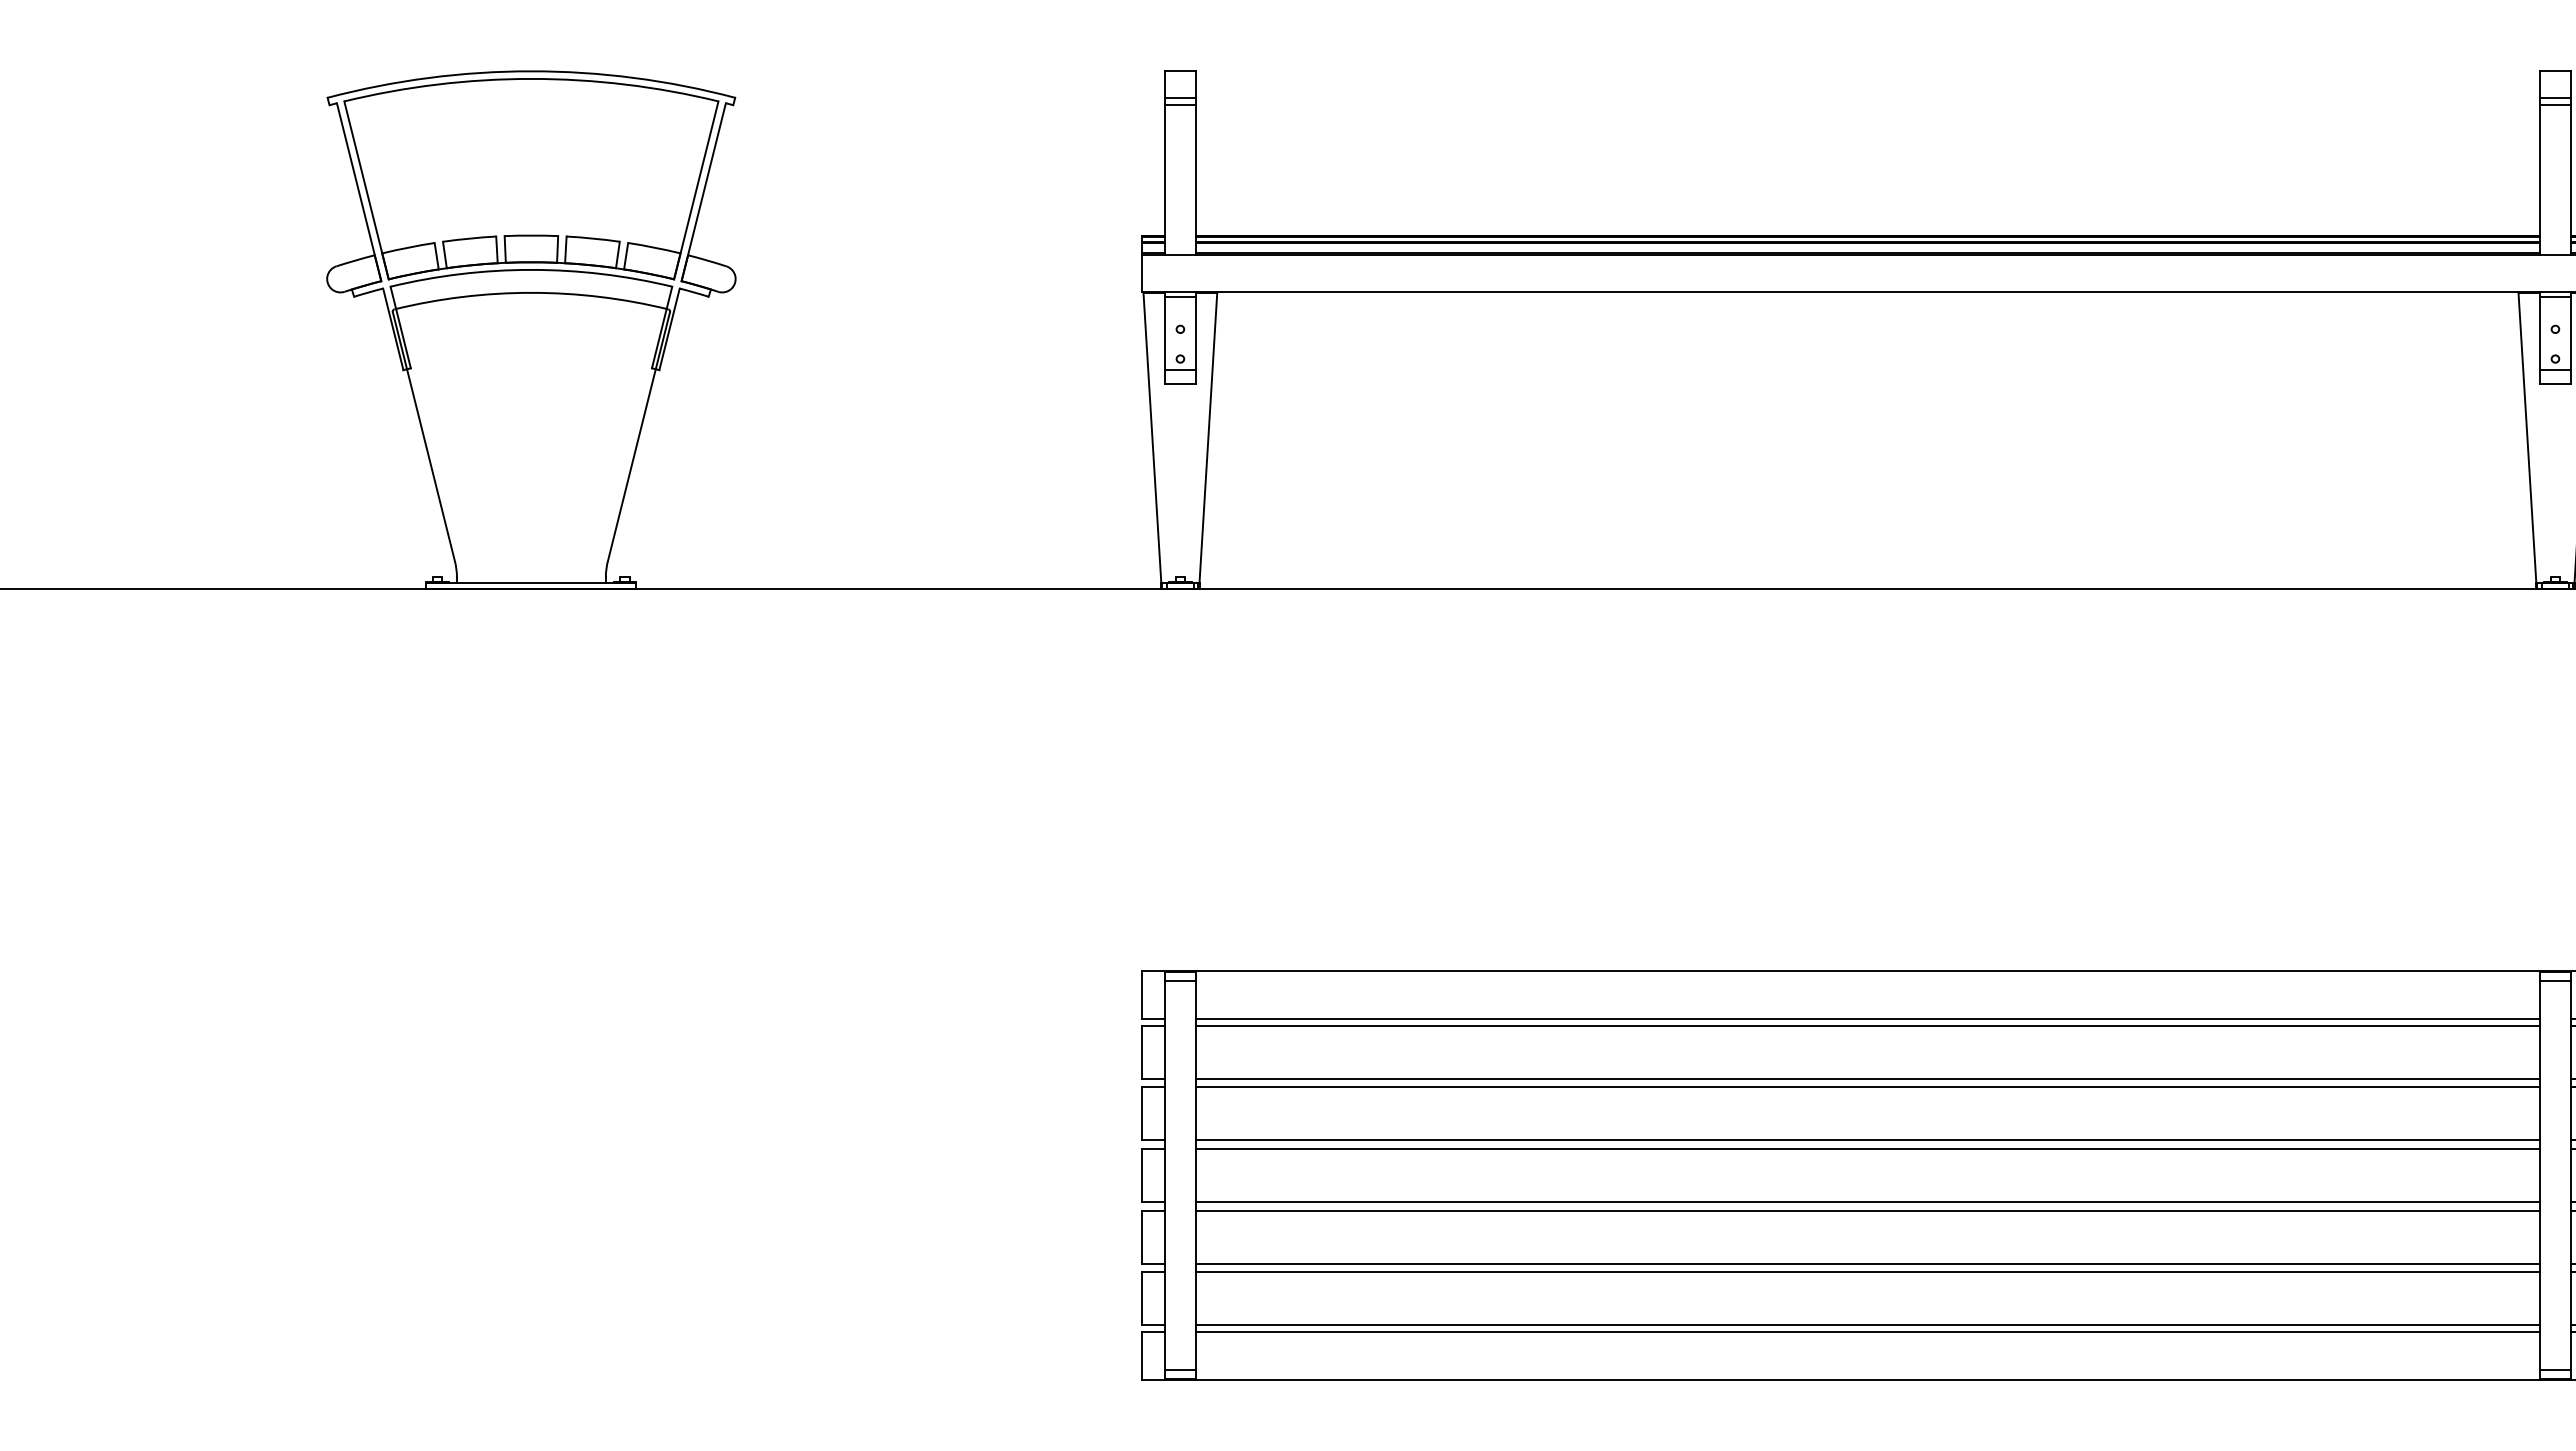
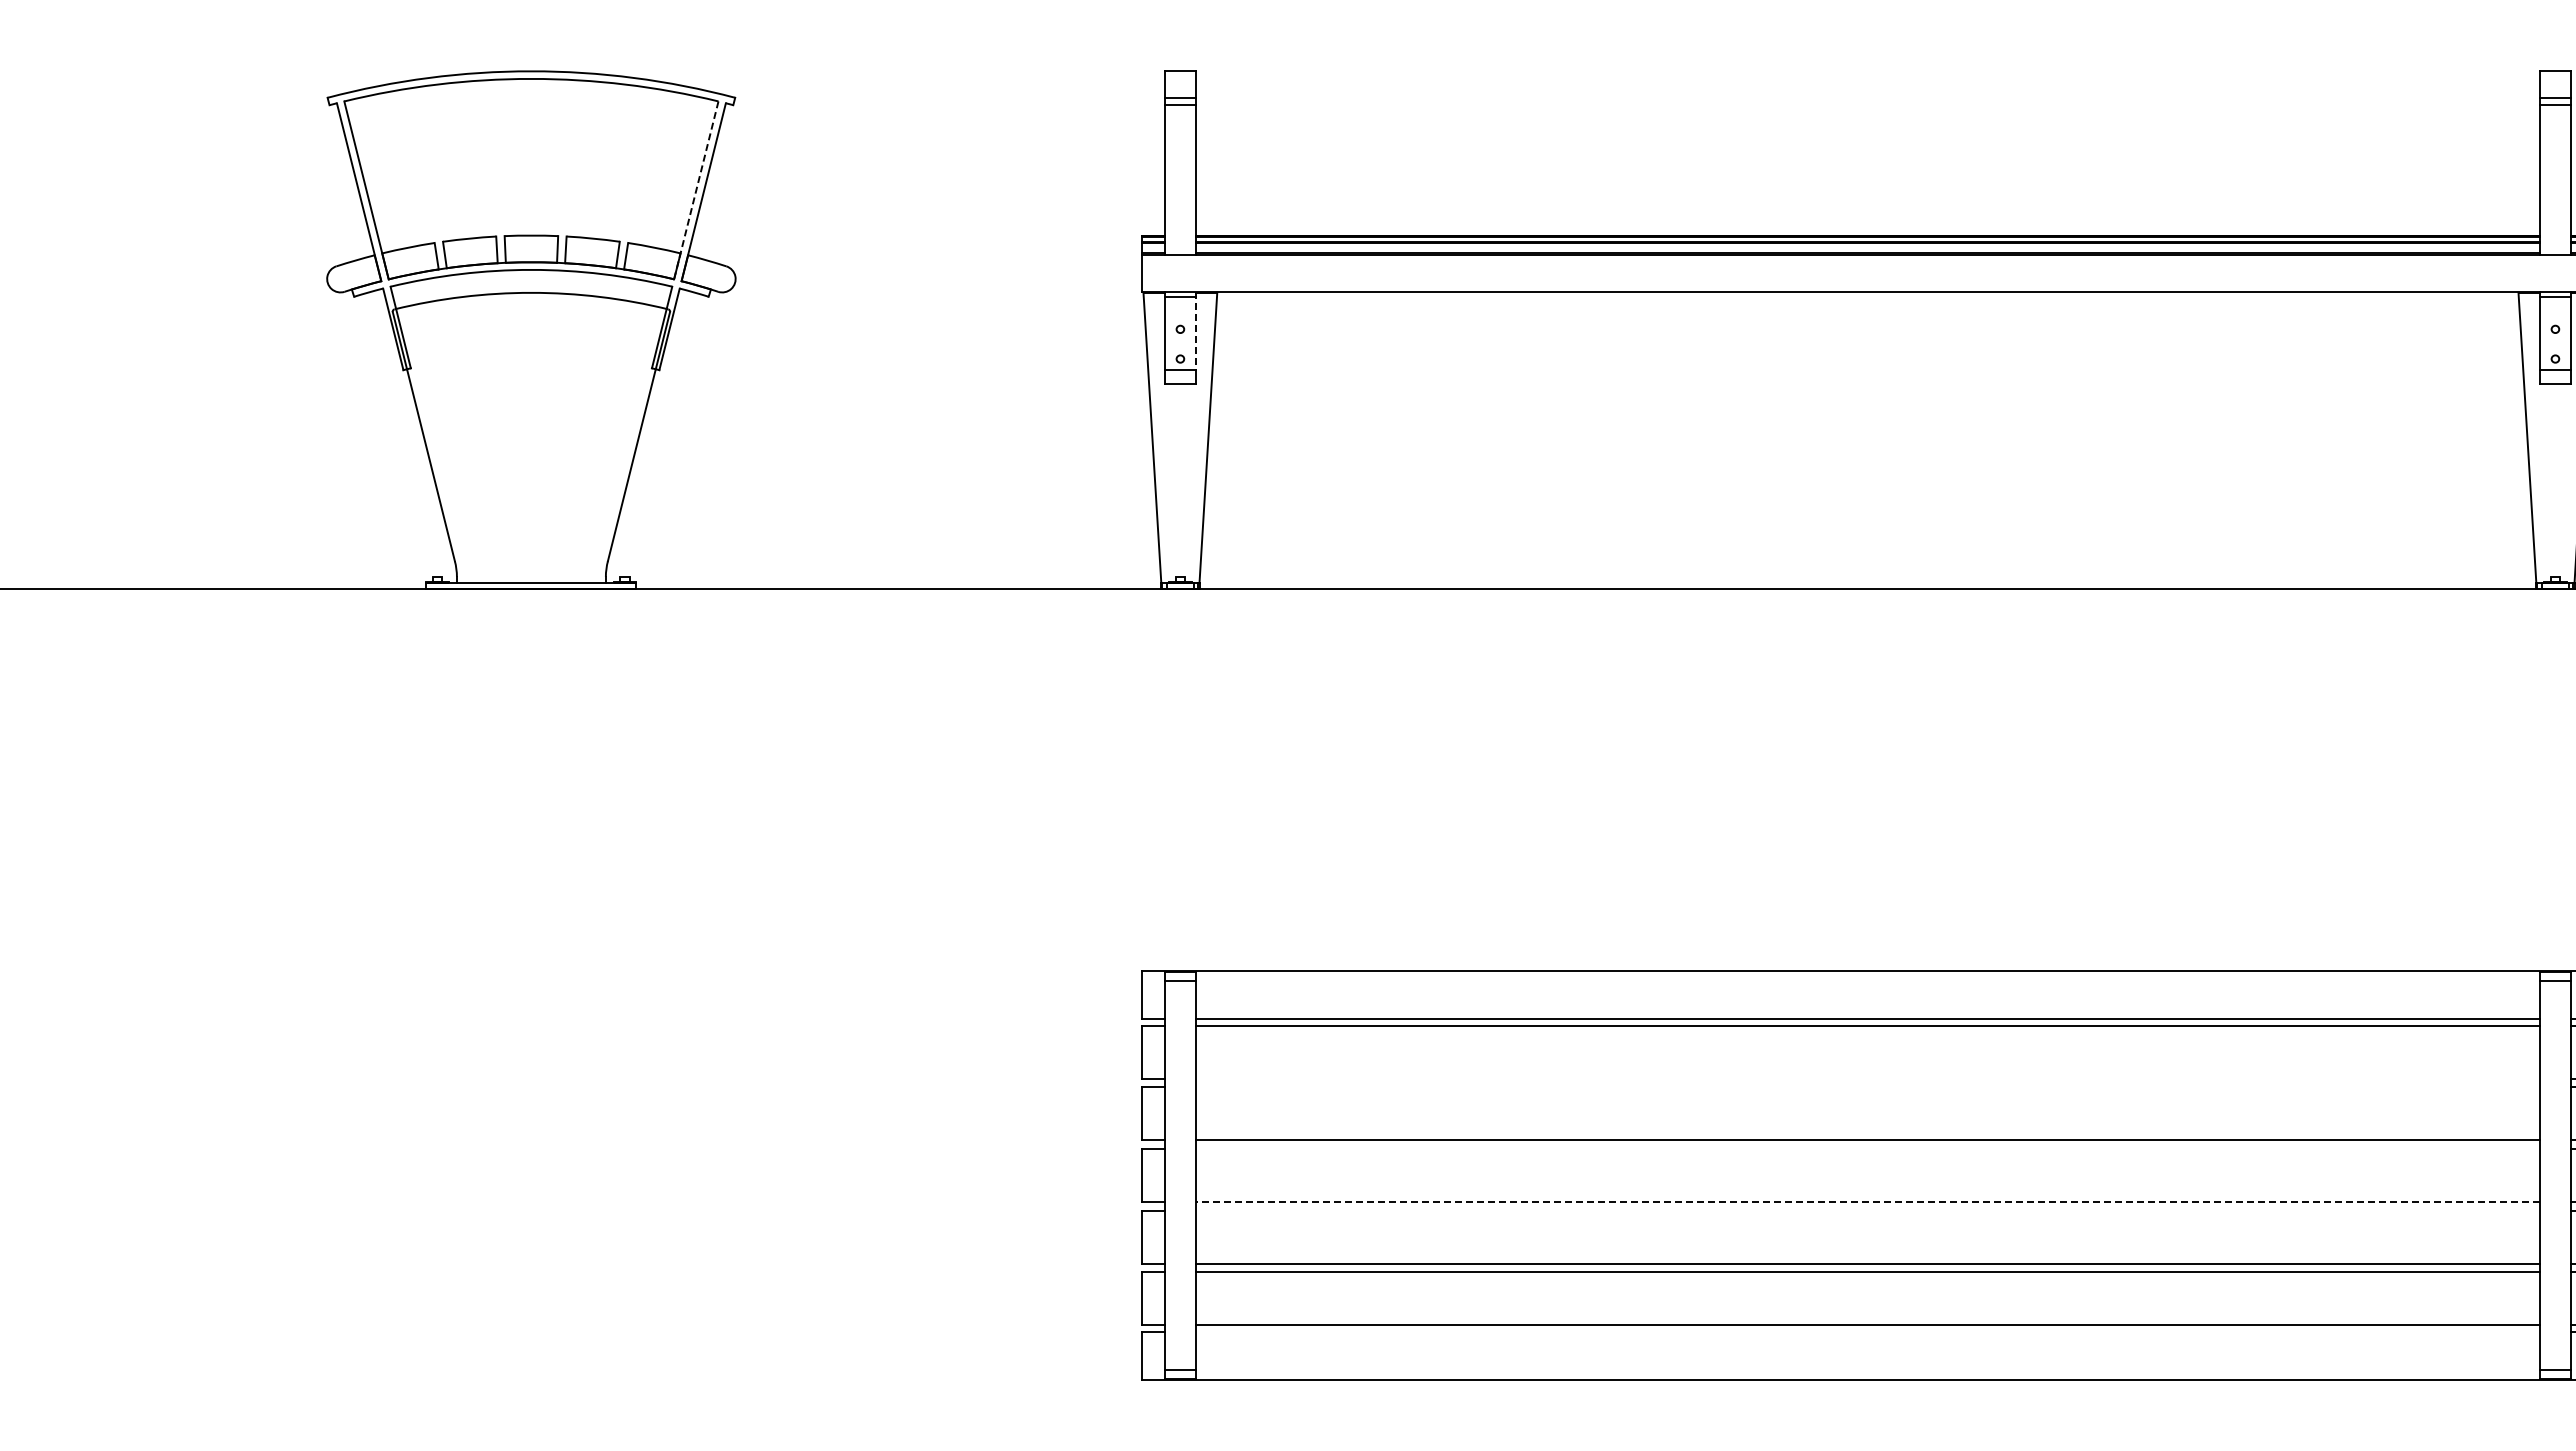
line: solid -> dashed (696, 190)
line: solid -> dashed (1195, 331)
line: present -> none (1867, 1078)
line: present -> none (1867, 1087)
line: present -> none (1867, 1148)
line: solid -> dashed (1867, 1202)
line: present -> none (1867, 1210)
line: present -> none (1867, 1332)
